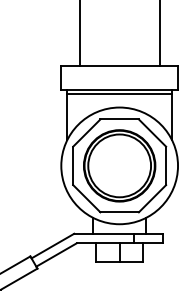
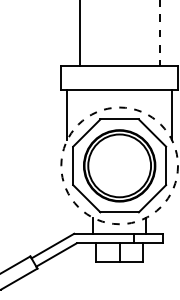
line: solid -> dashed (159, 33)
line: present -> none (119, 94)
circle: solid -> dashed (119, 165)
